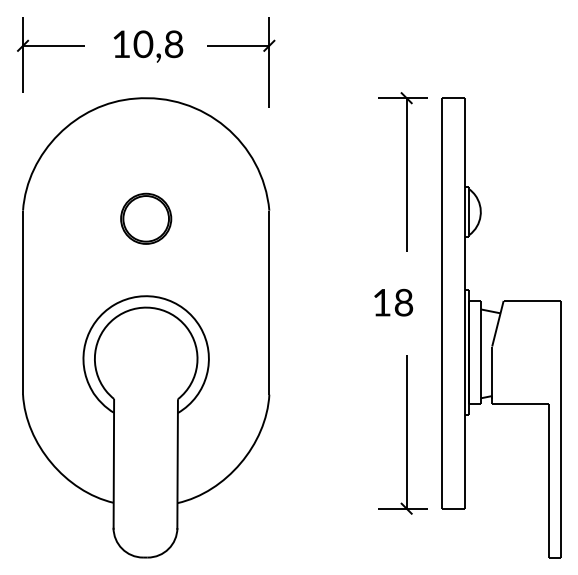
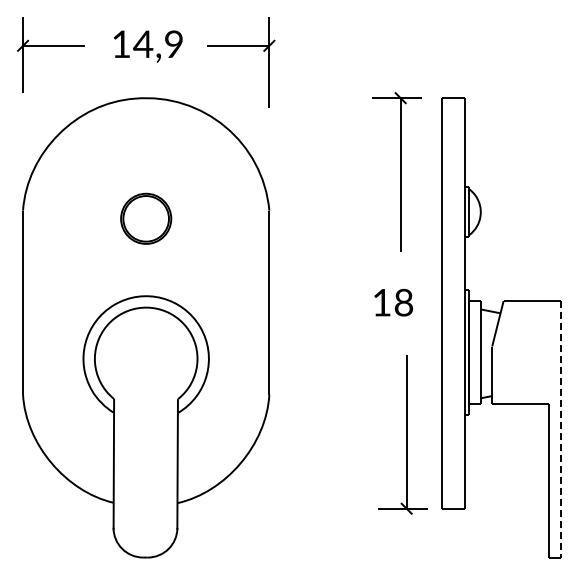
text: 10,8 -> 14,9 (158, 44)
part position: (402, 171) -> (396, 171) (396, 171)
line: solid -> dashed (560, 429)
